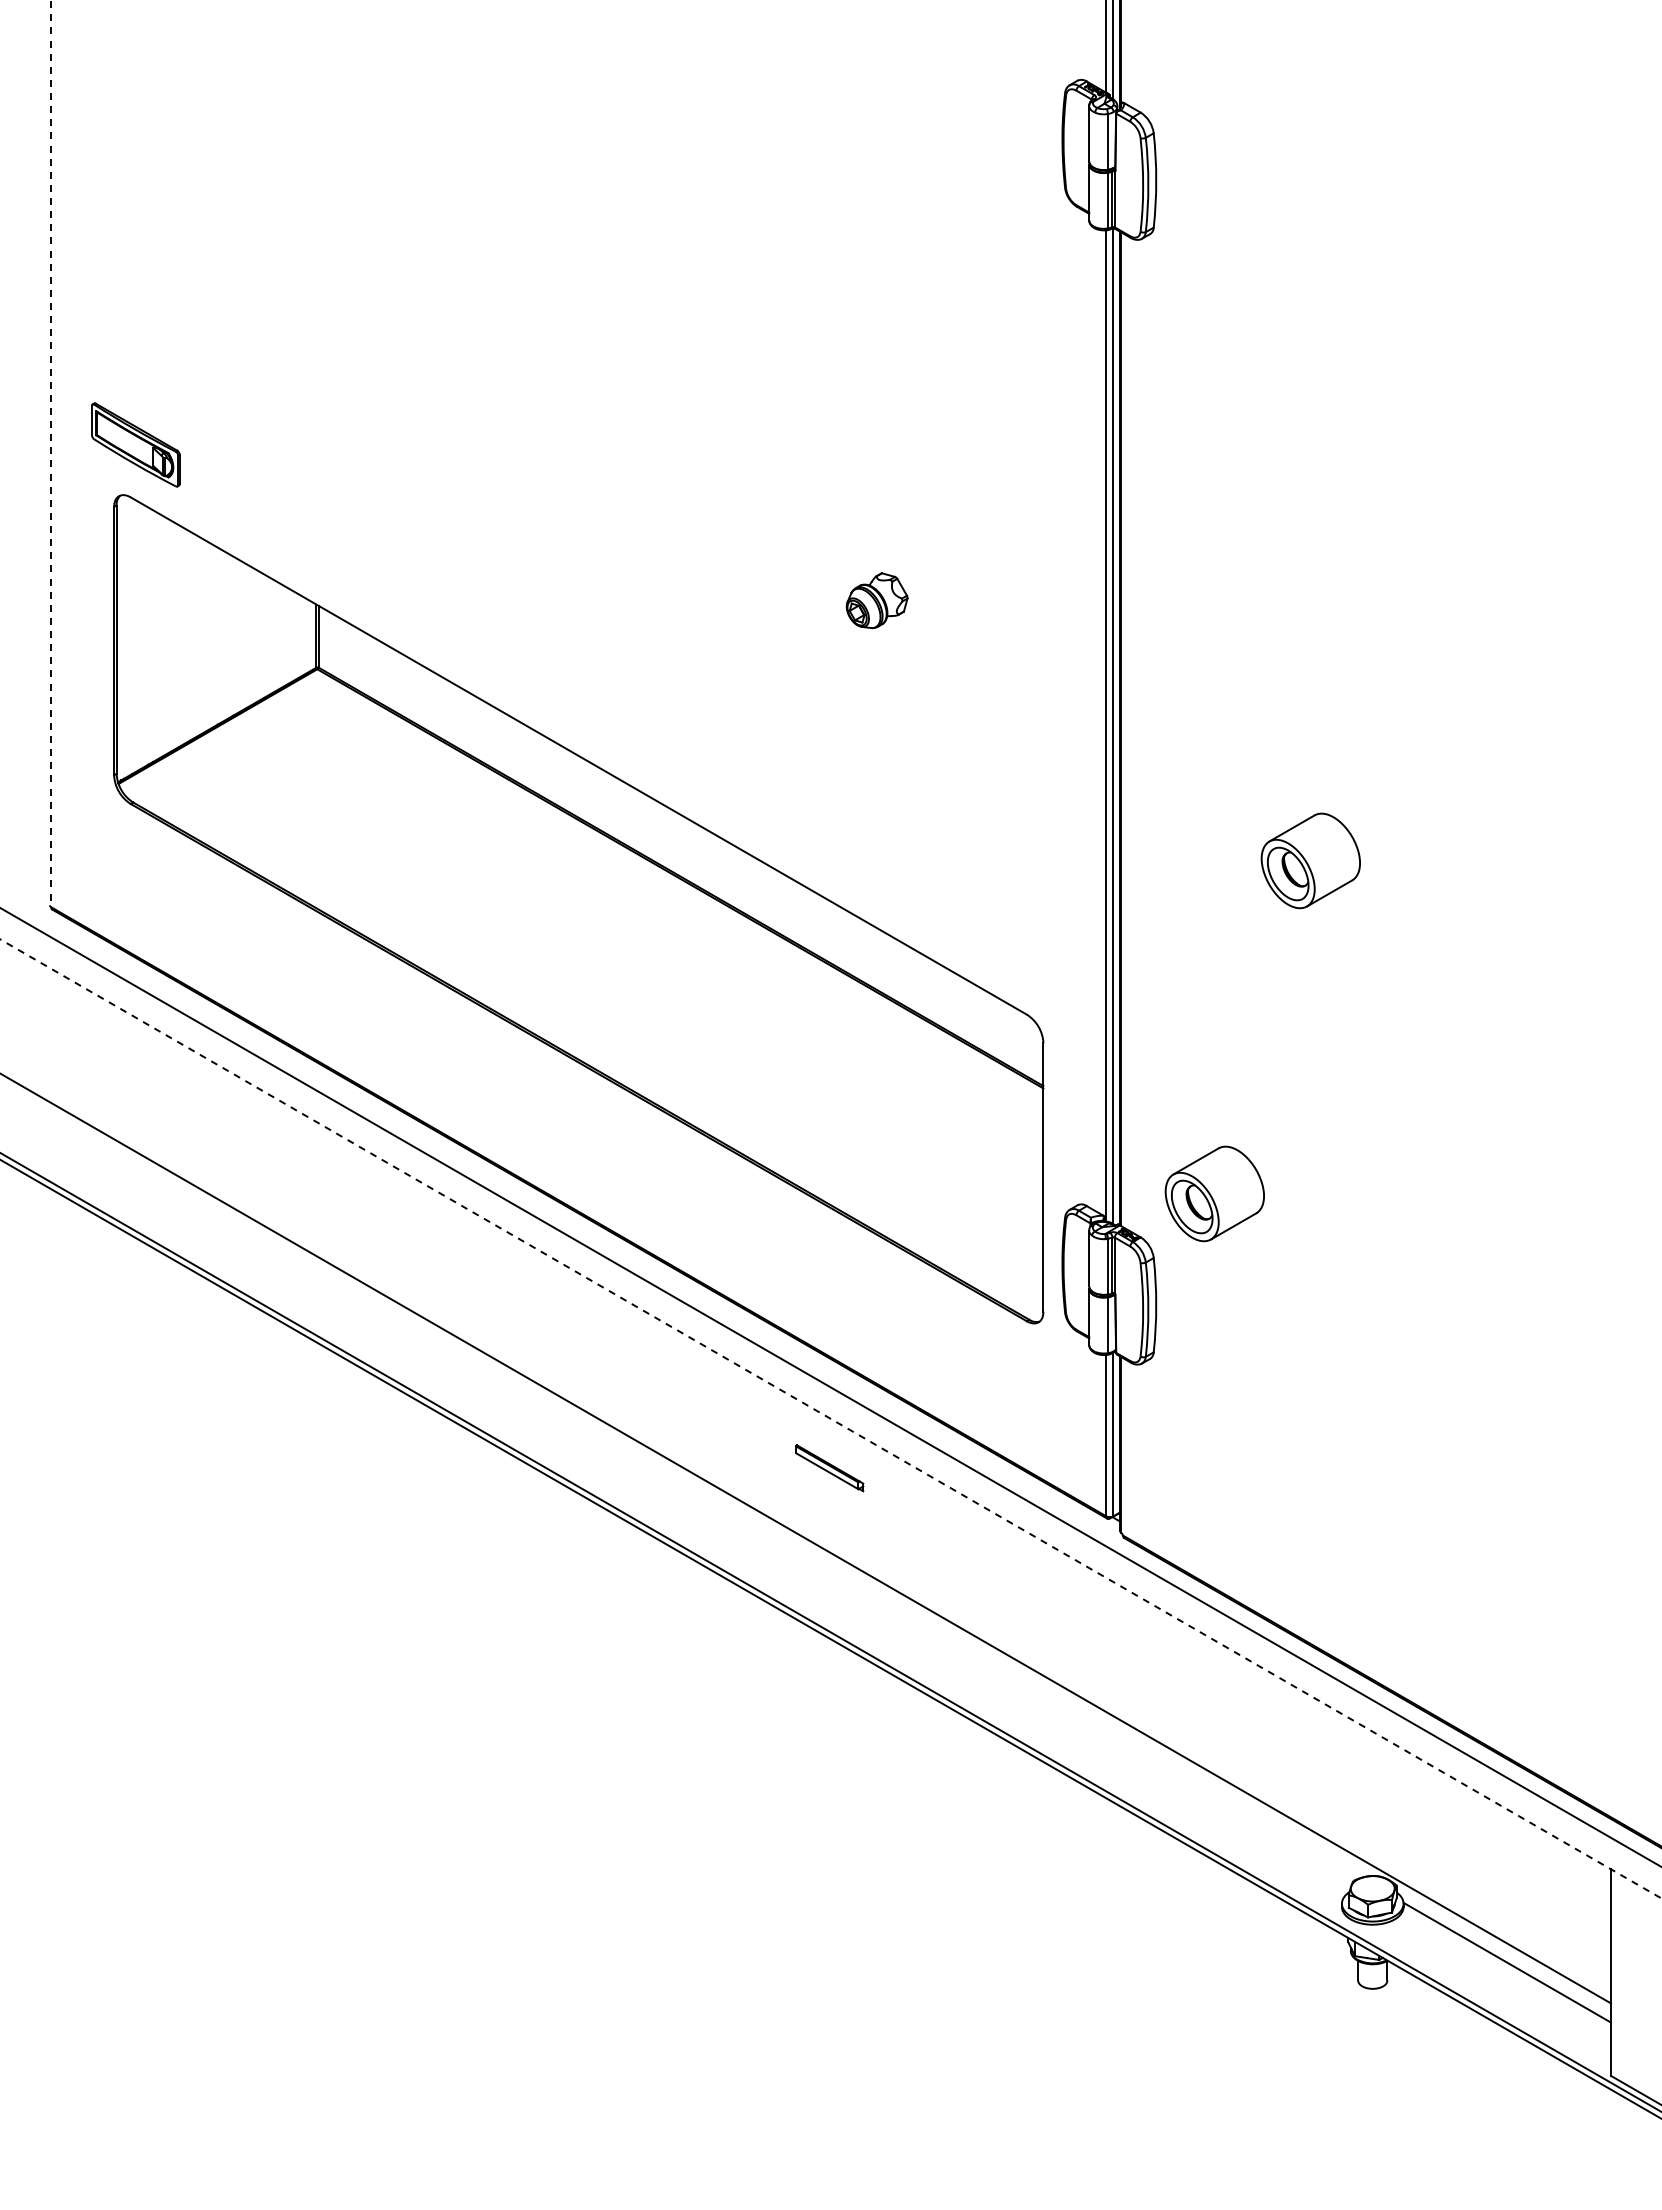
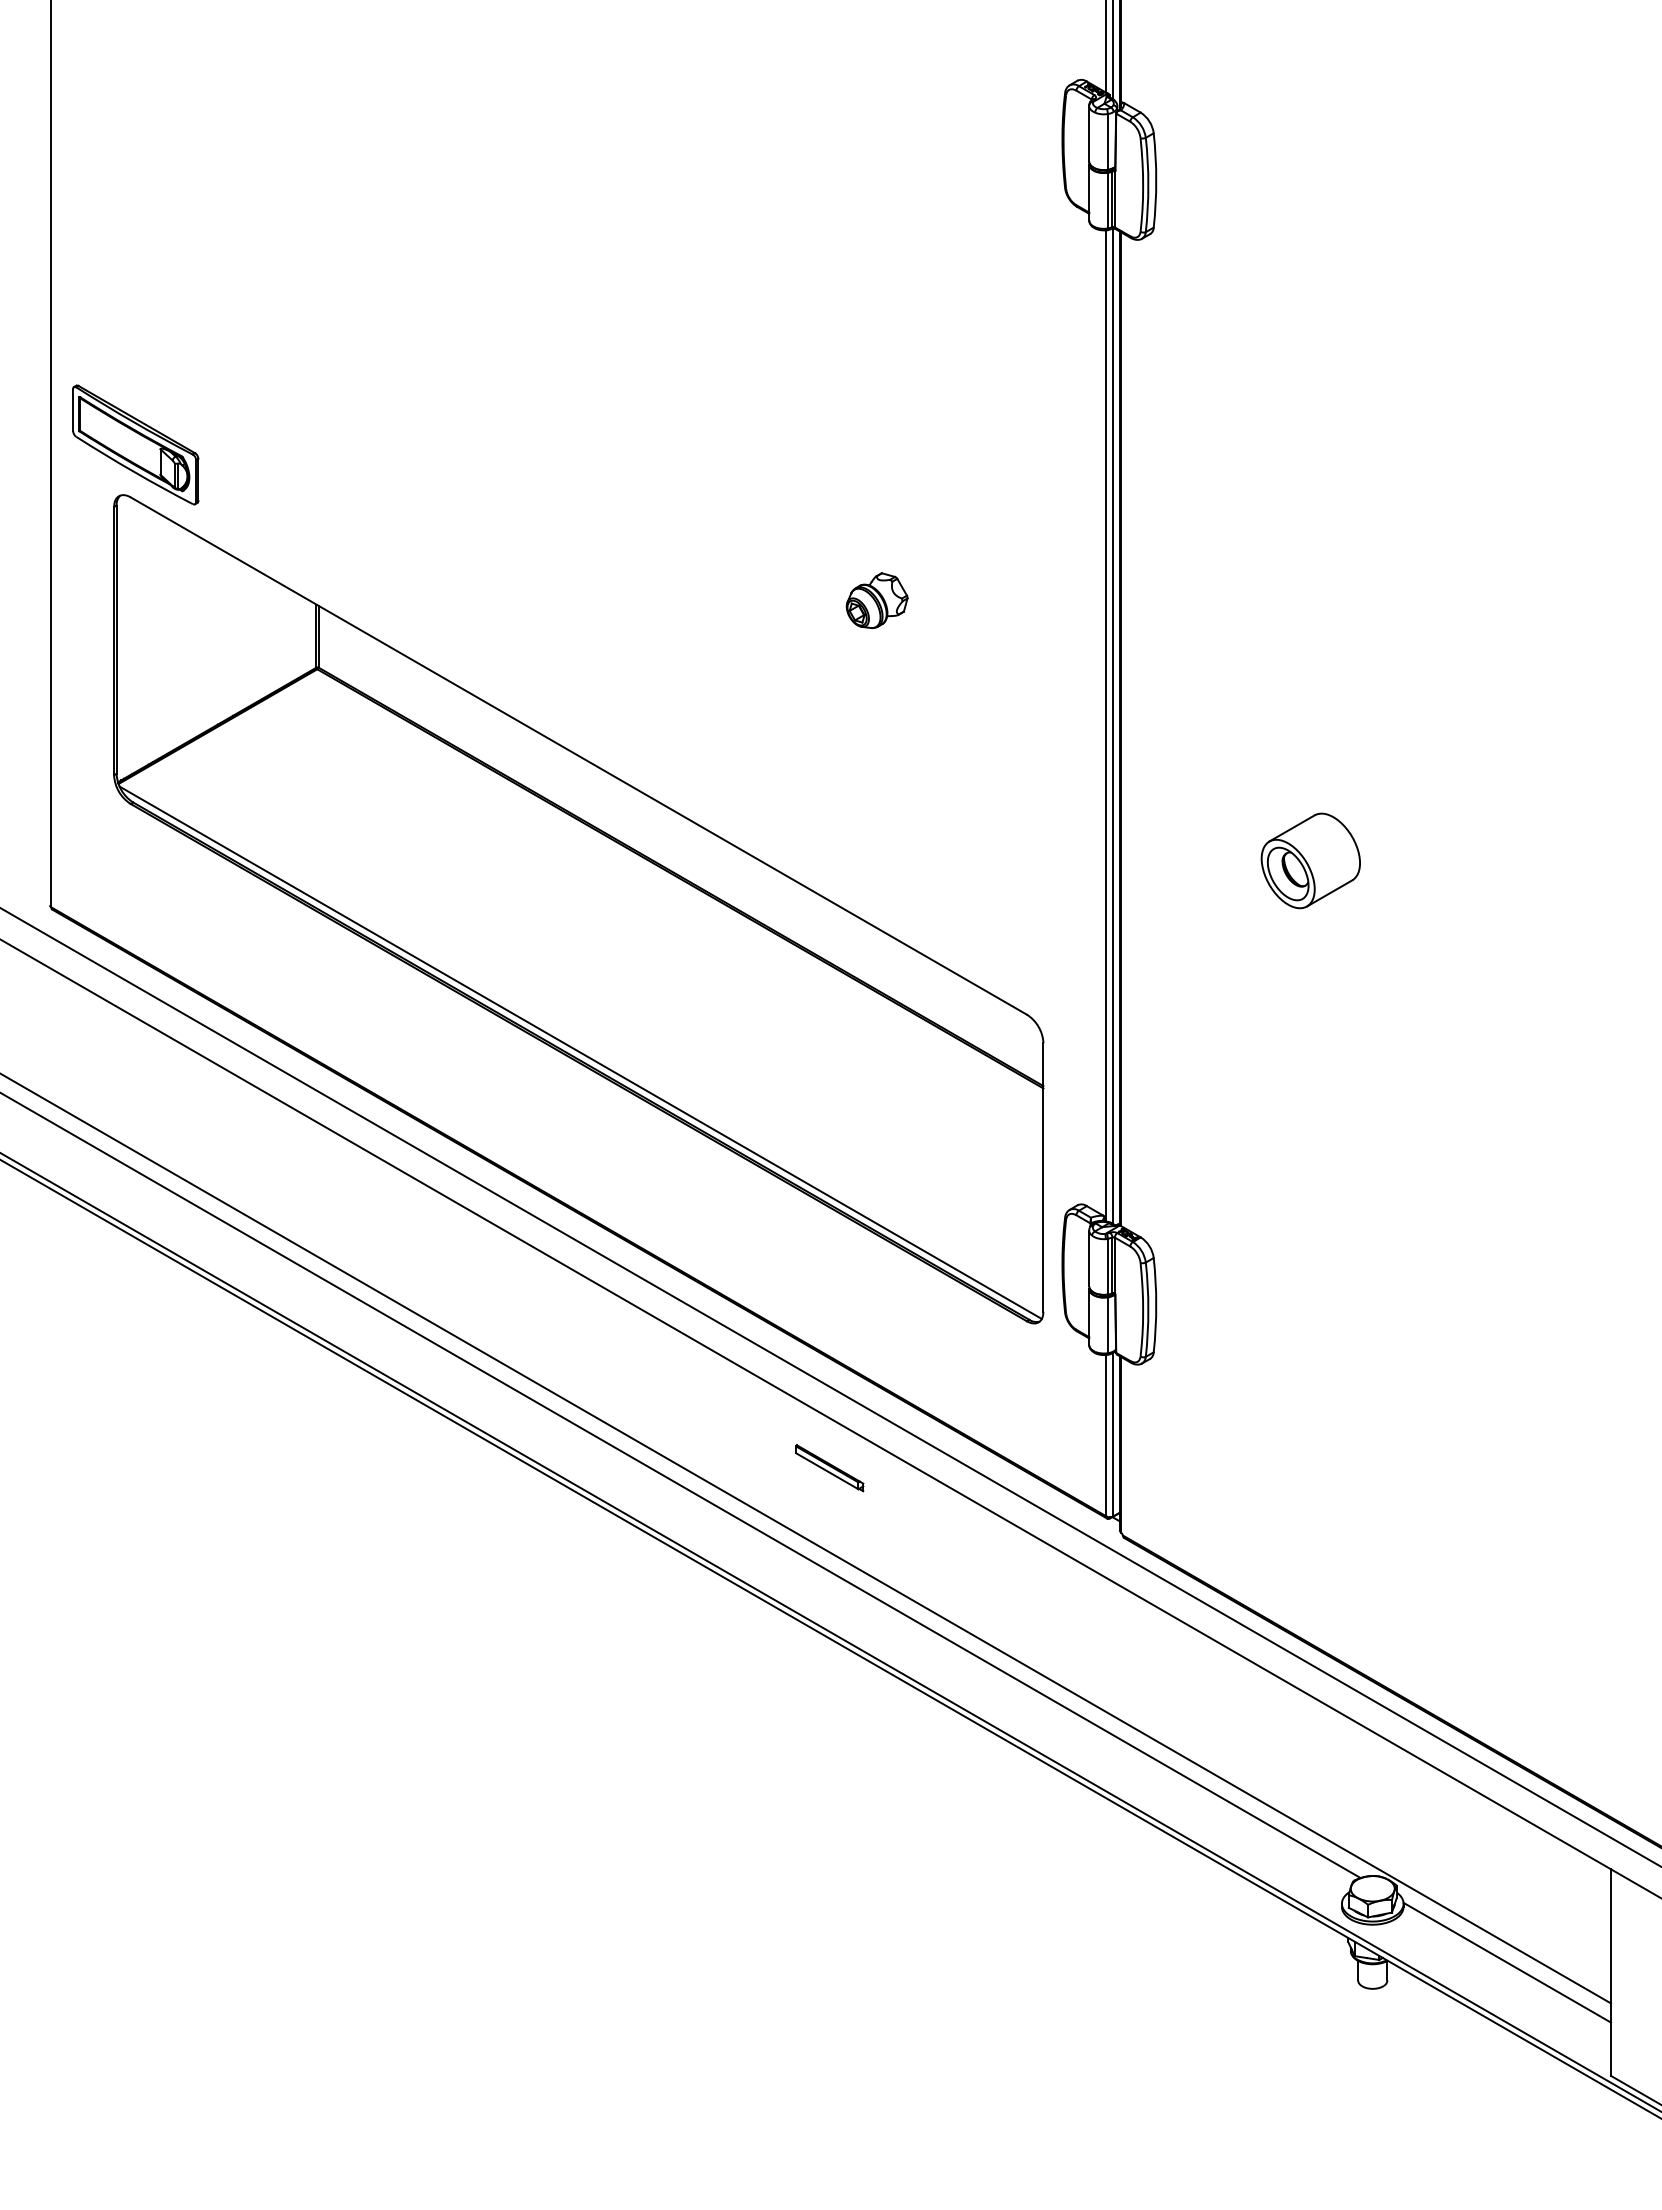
part size: 90x86 px -> 128x122 px (135, 444)
line: dashed -> solid (51, 454)
line: none -> present (580, 1052)
part: present -> none (1214, 1193)
line: dashed -> solid (830, 1418)
line: none -> present (681, 1485)
